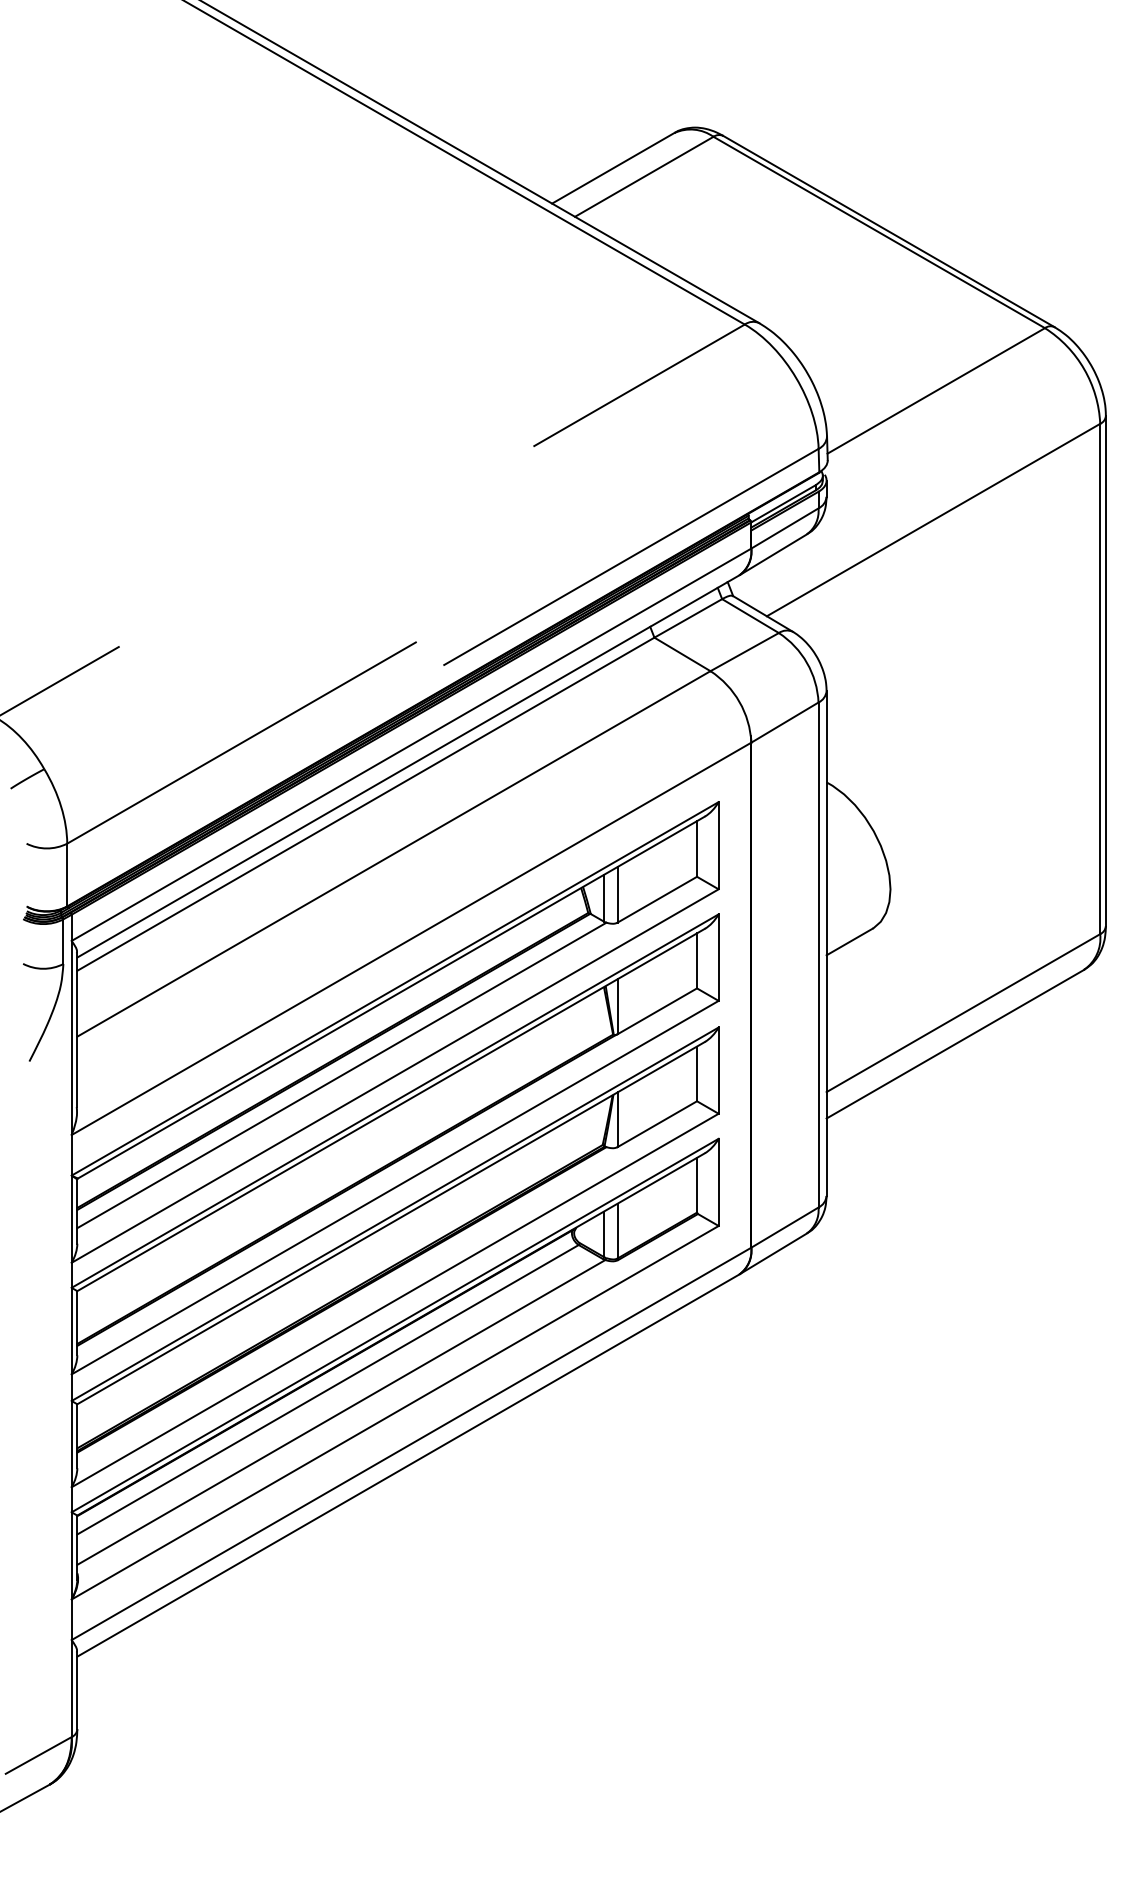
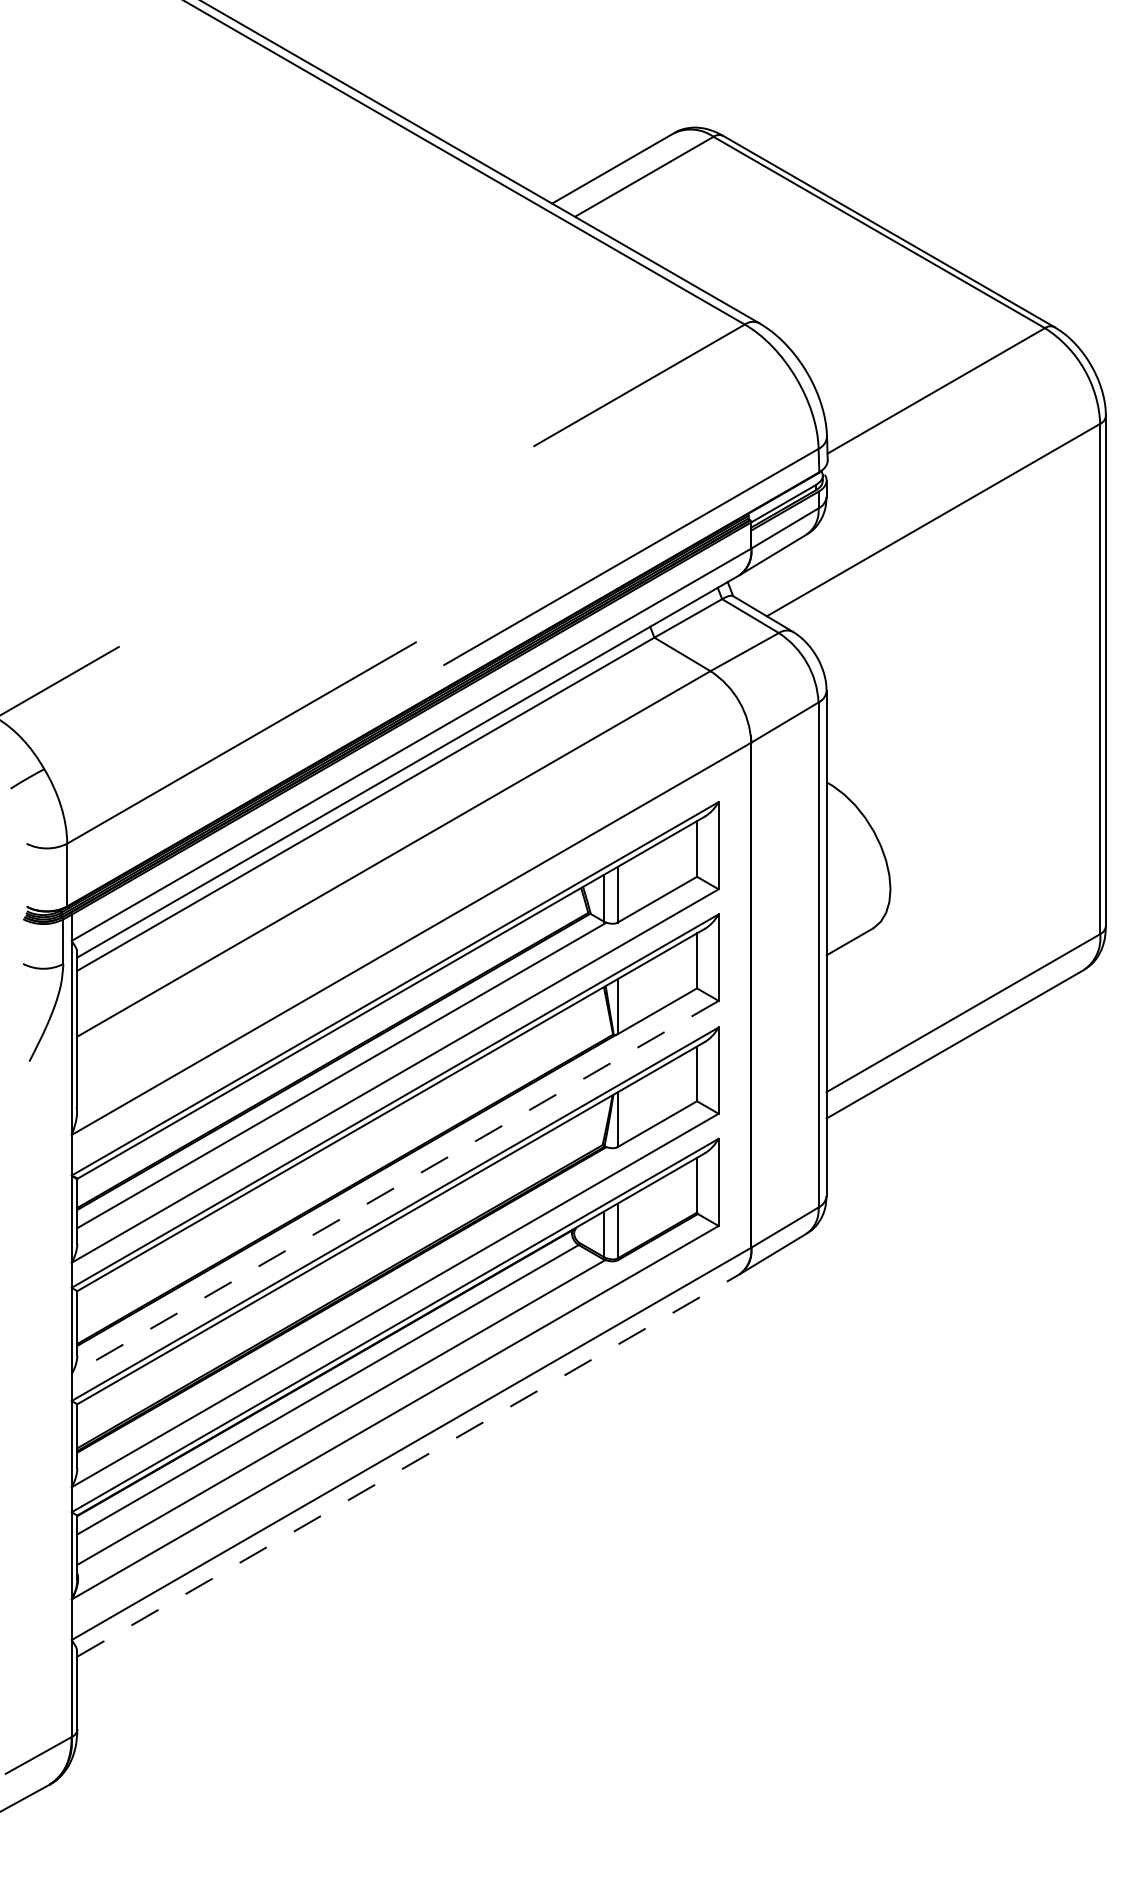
line: solid -> dashed (395, 1187)
line: solid -> dashed (408, 1465)
